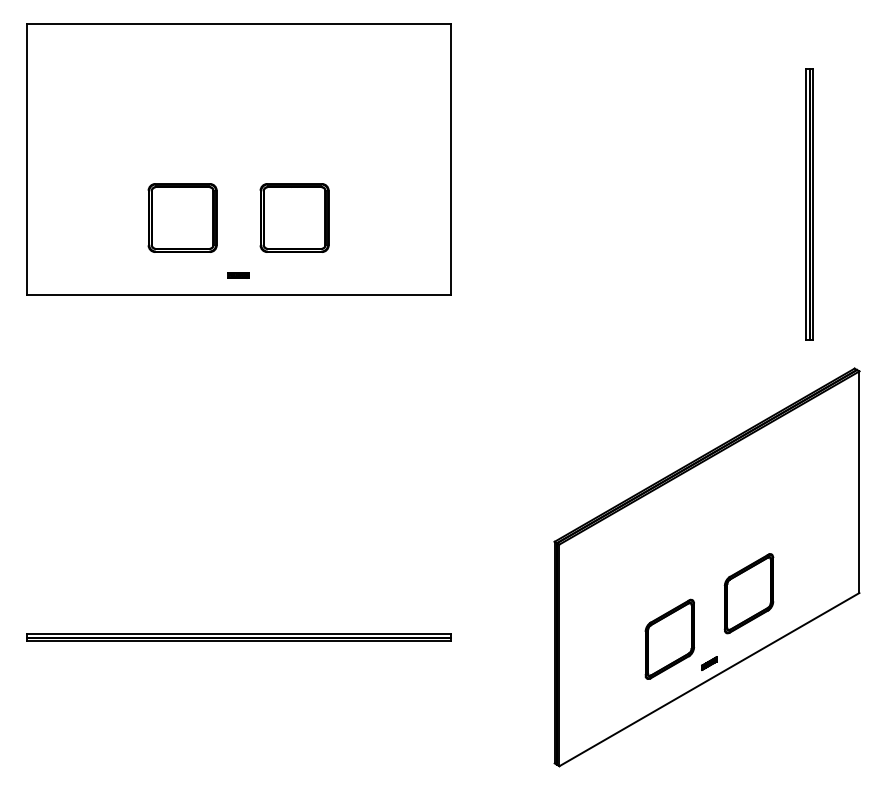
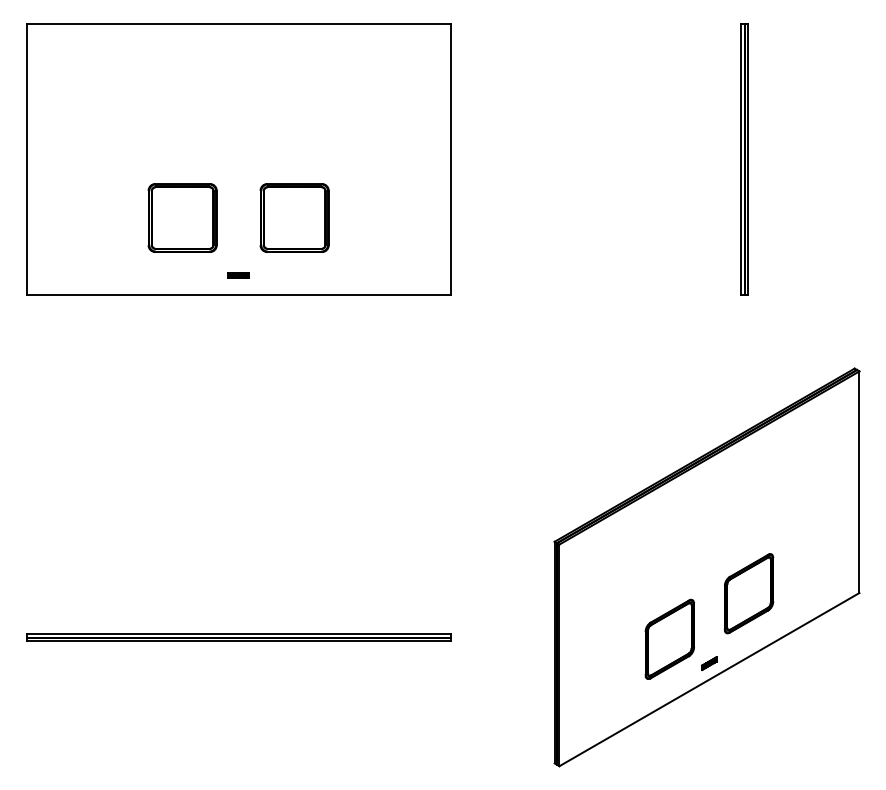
part position: (809, 204) -> (744, 159) (744, 159)
